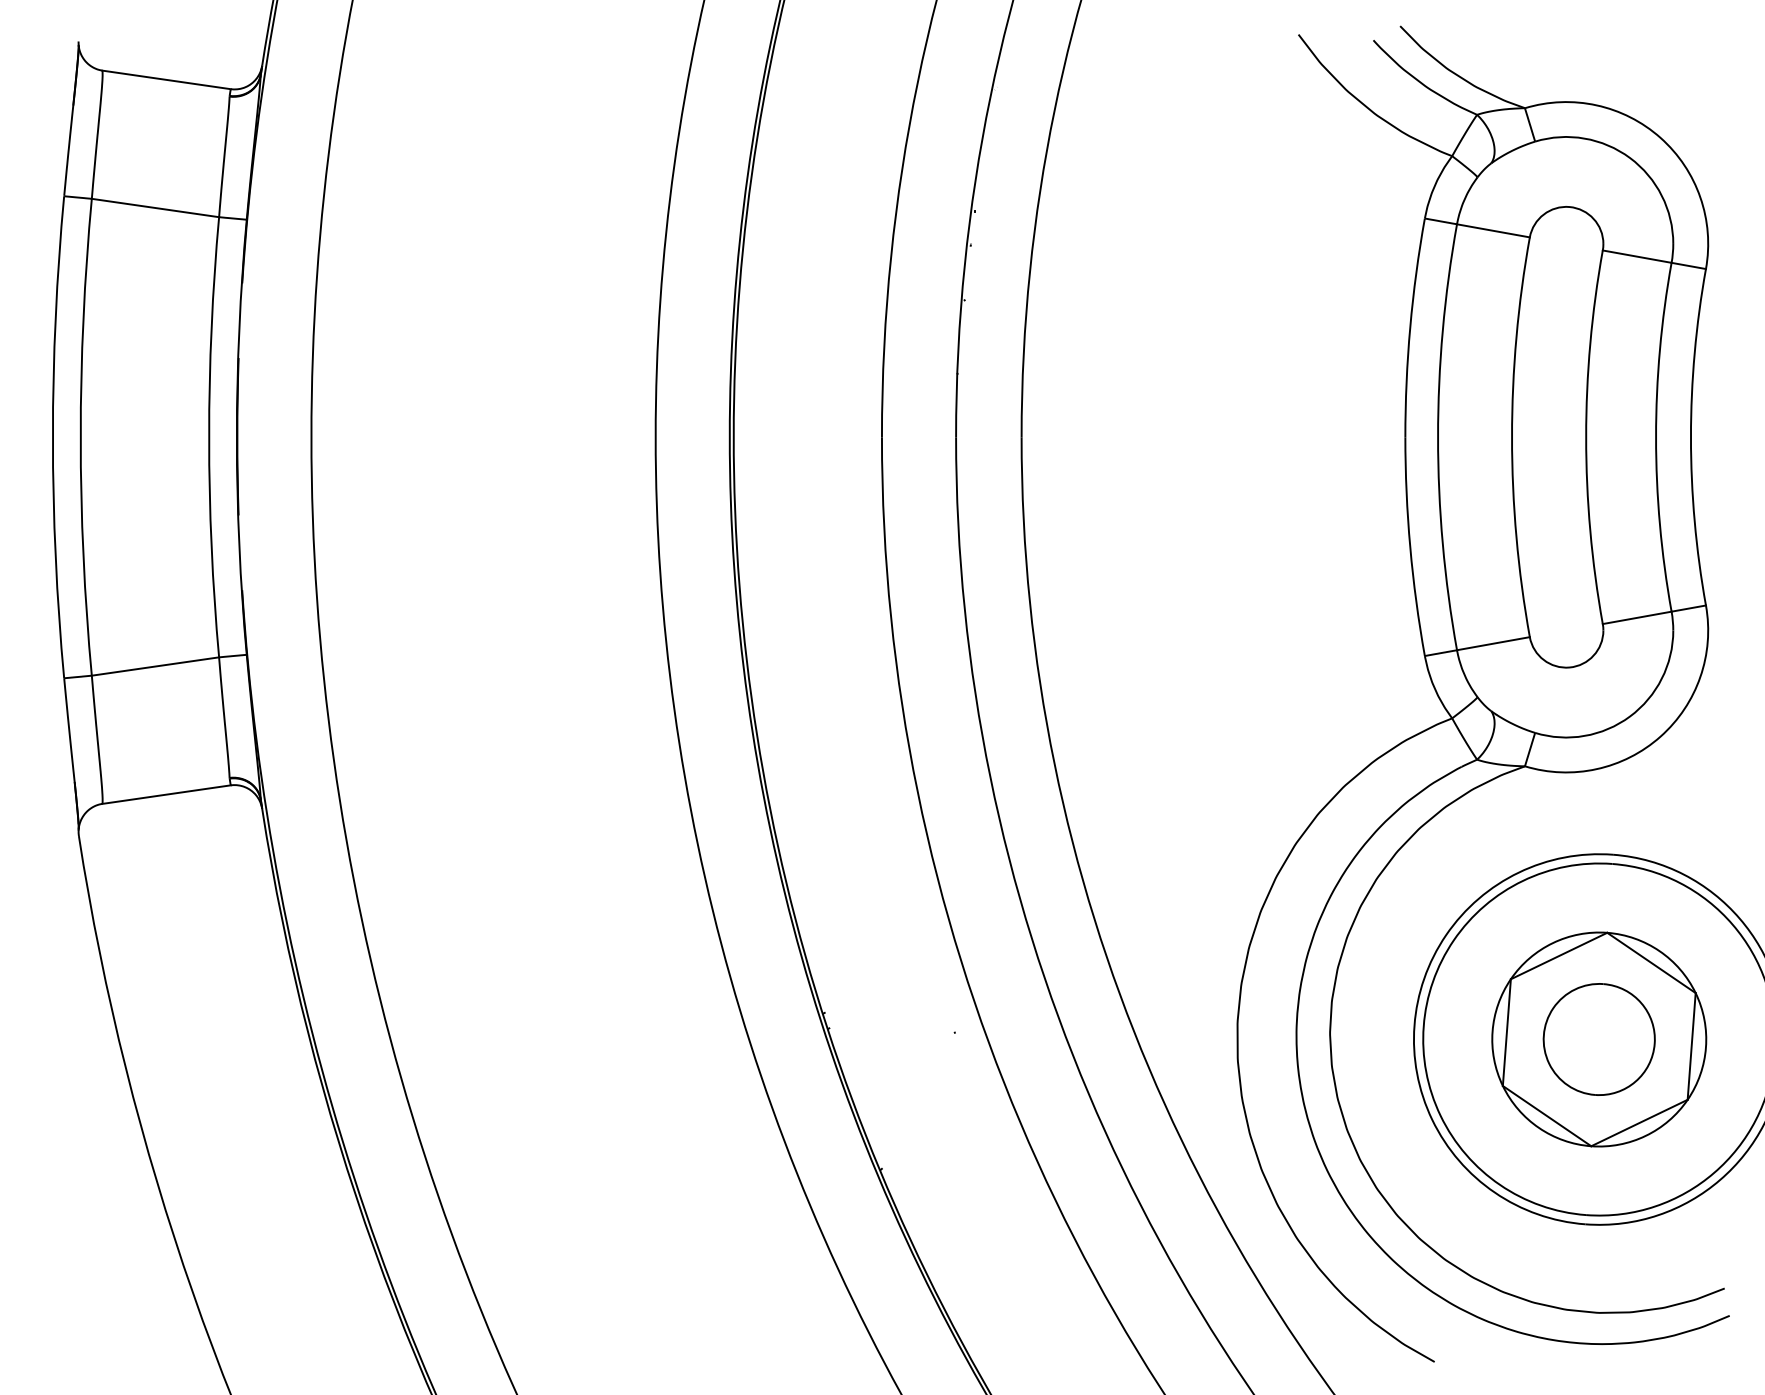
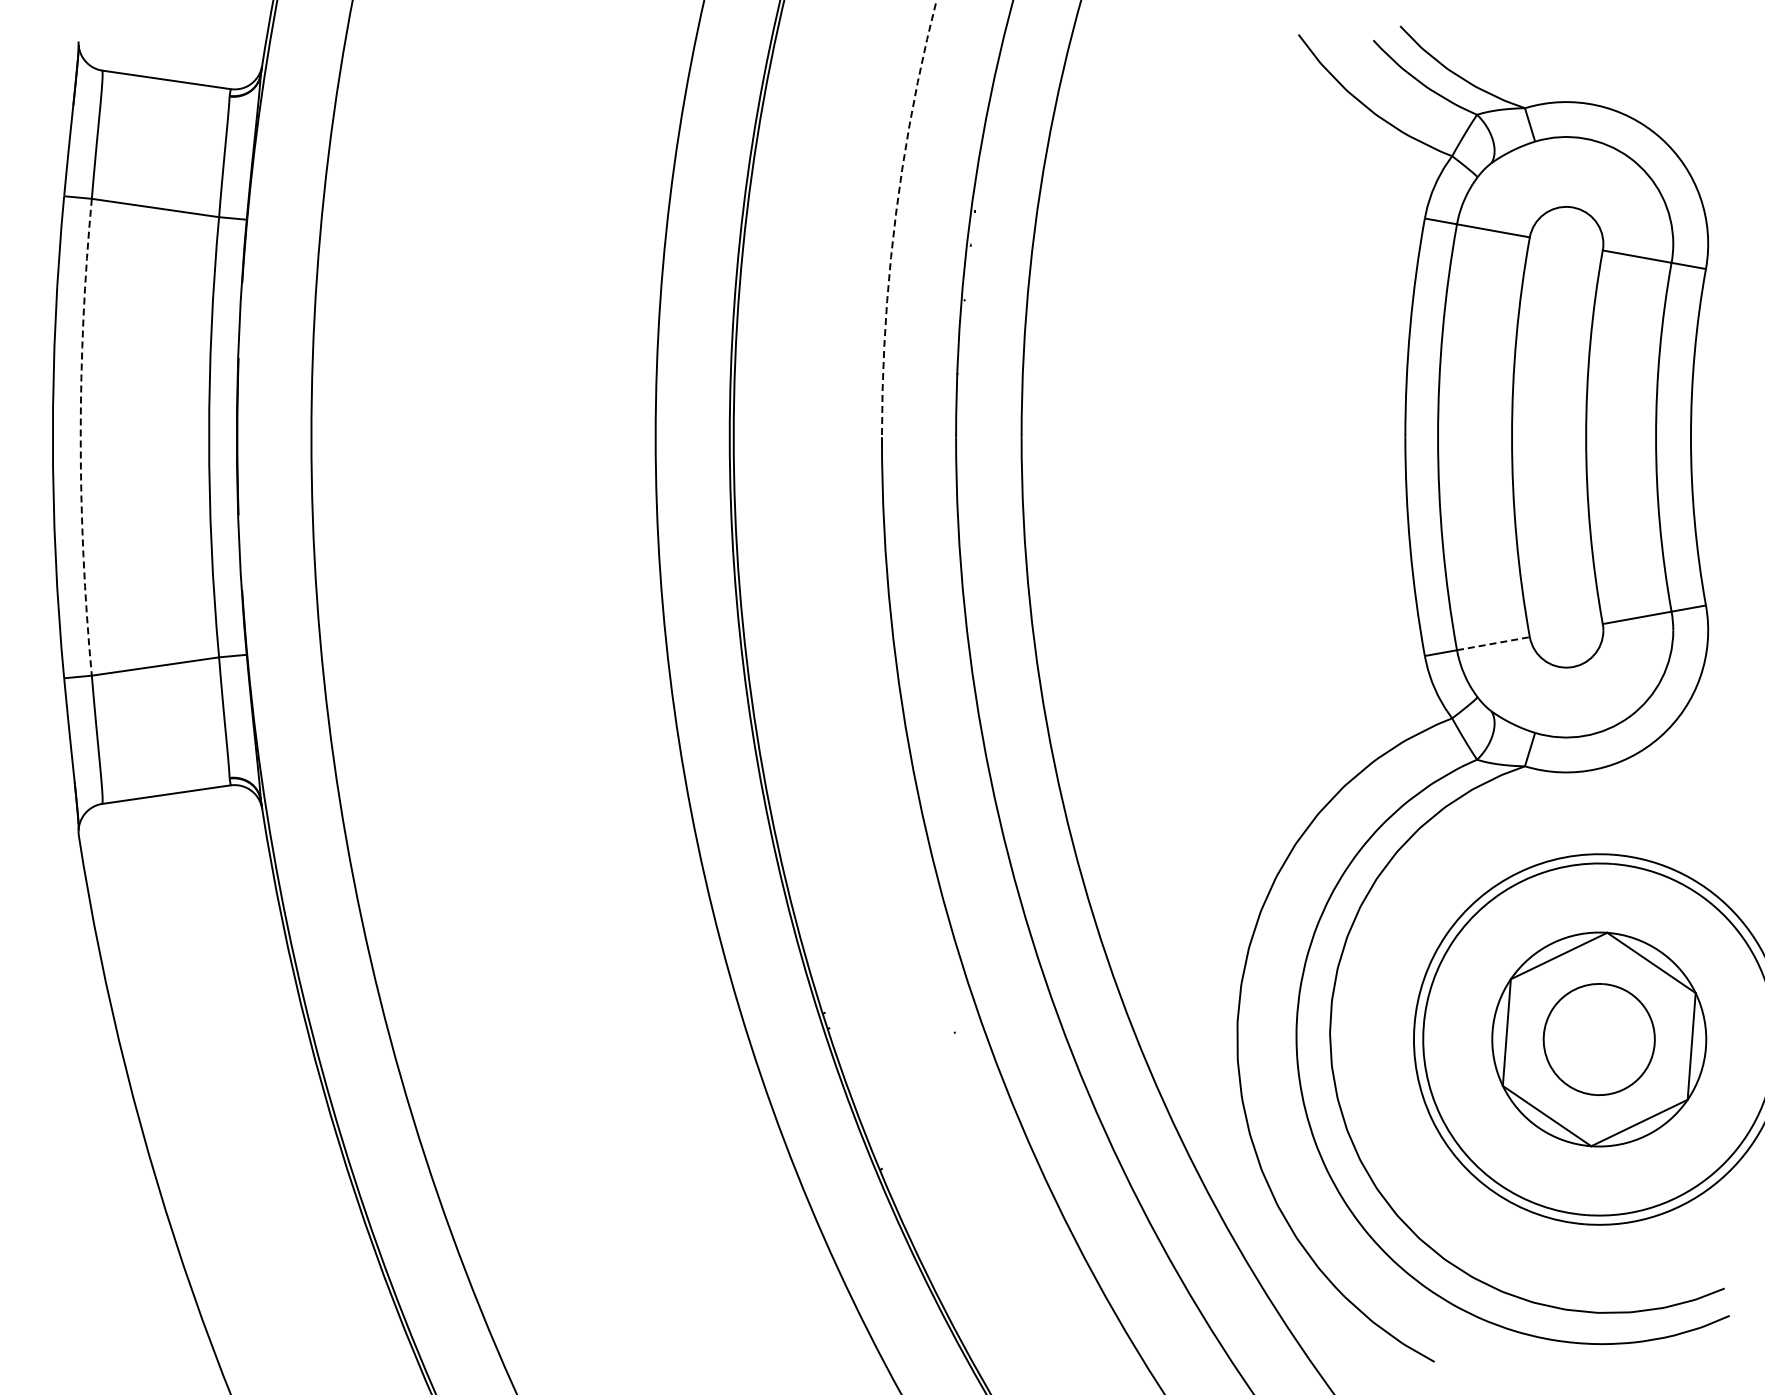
arc: solid -> dashed (895, 216)
arc: solid -> dashed (80, 437)
line: solid -> dashed (1493, 643)
